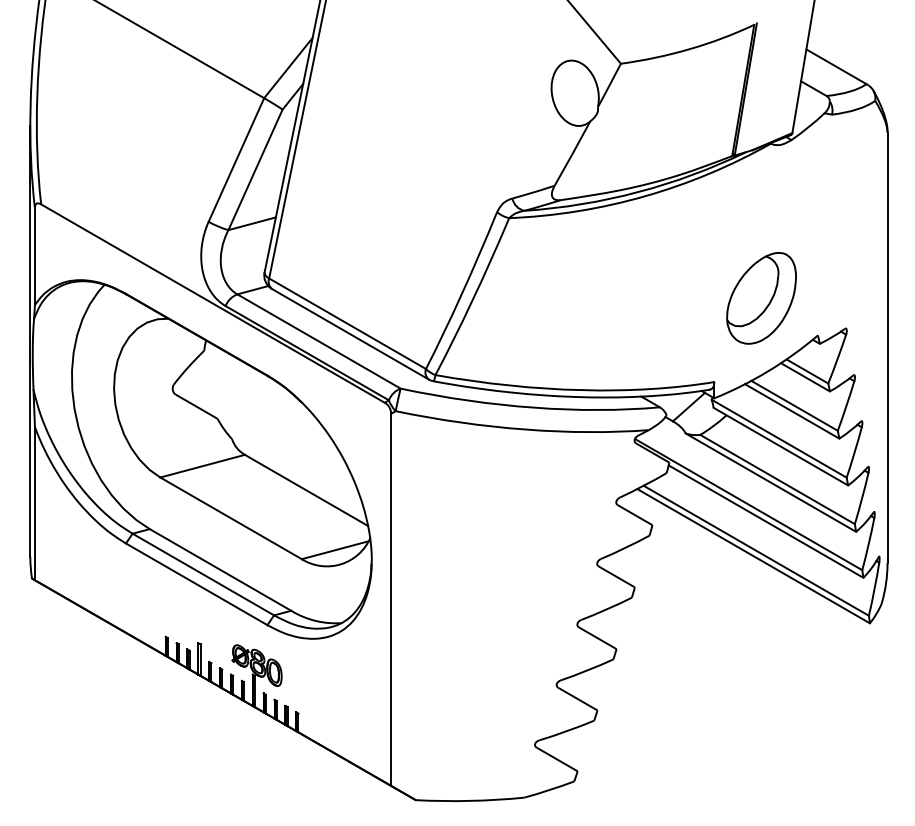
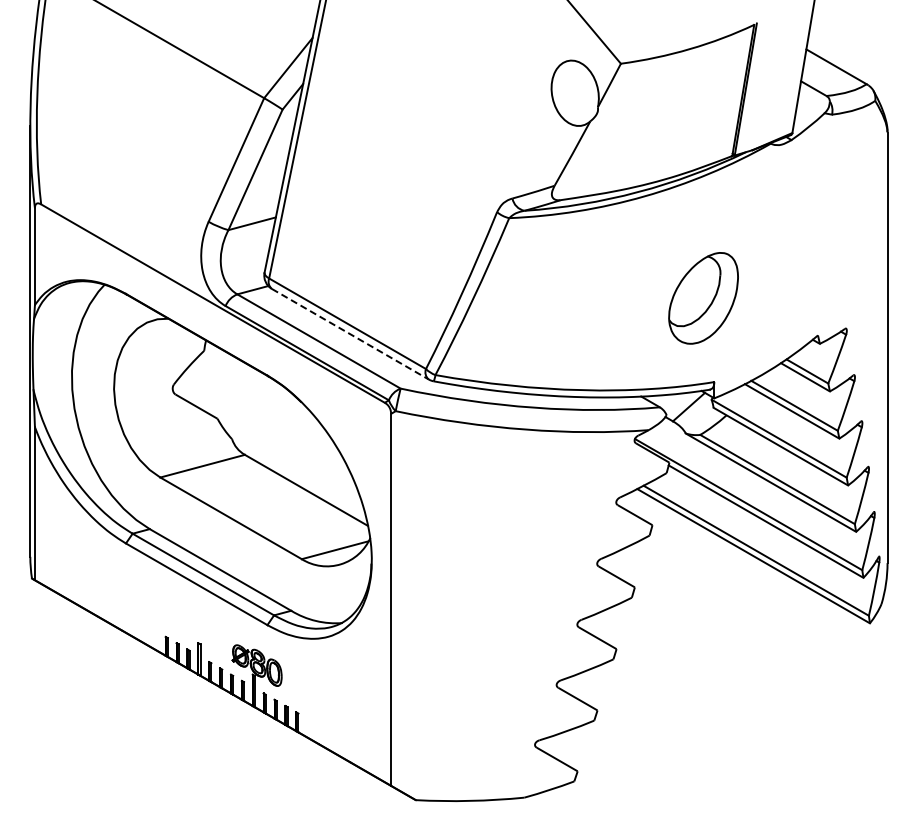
part position: (761, 298) -> (703, 298) (703, 298)
line: solid -> dashed (350, 334)
